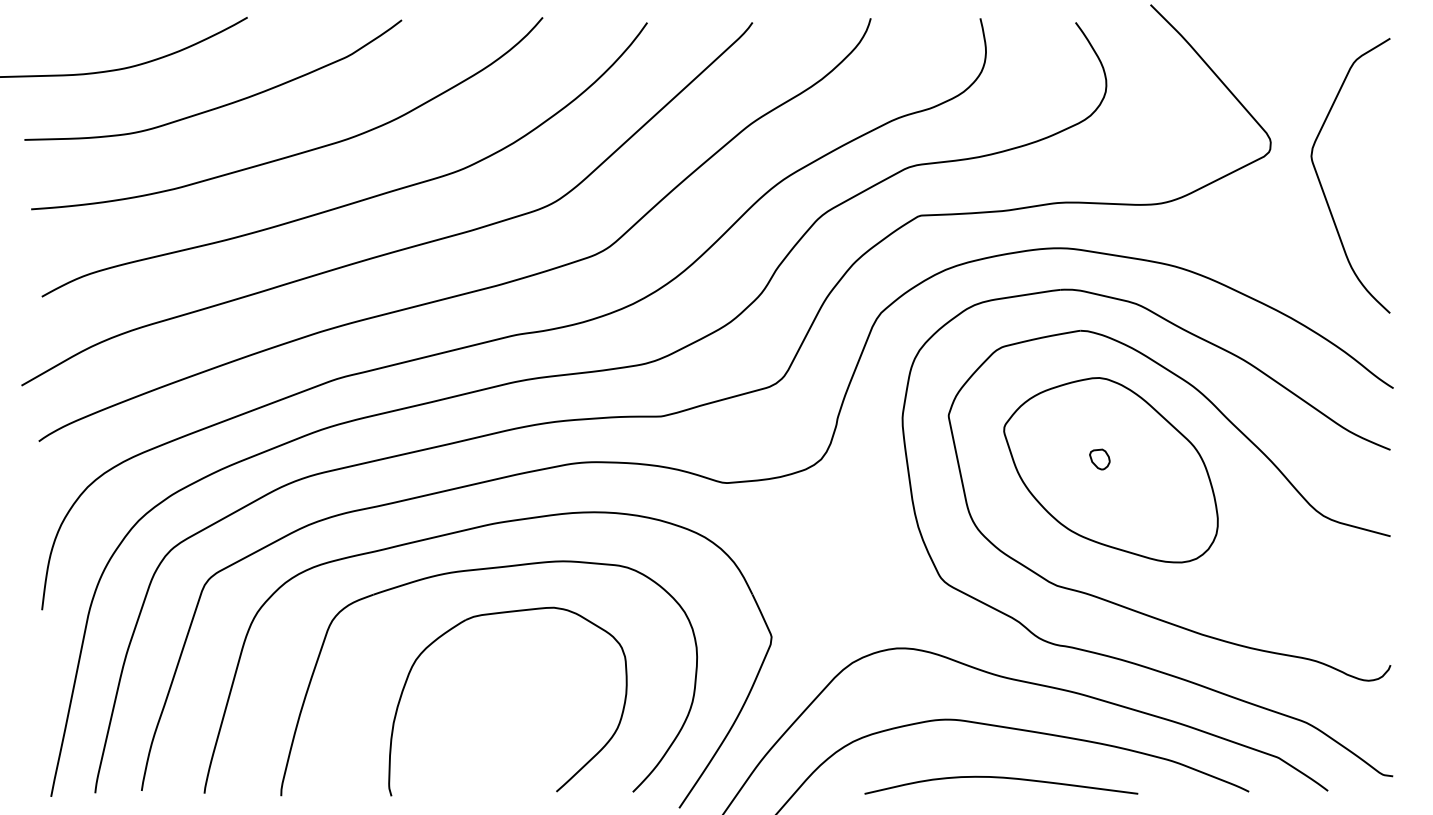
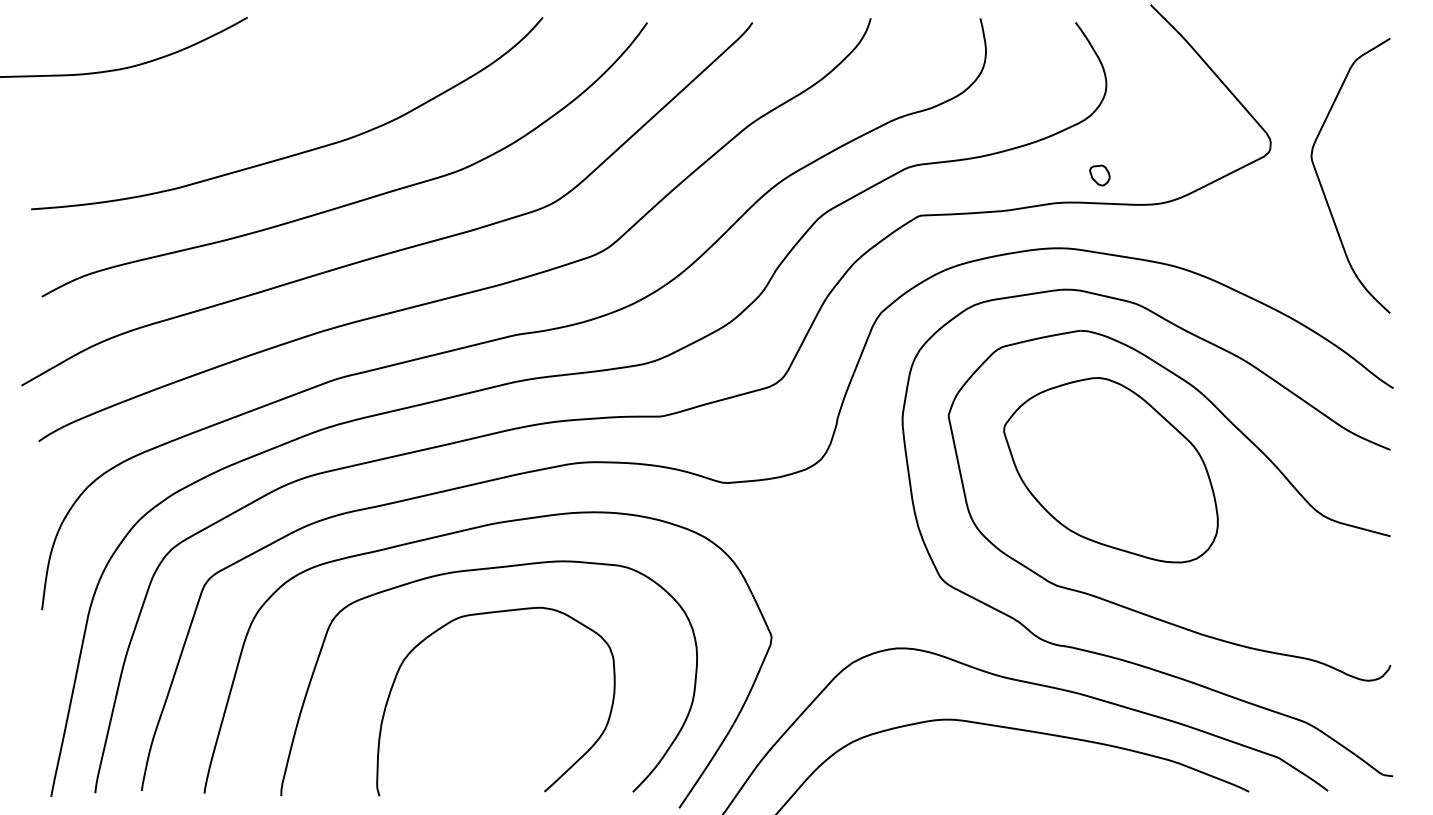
curve: present -> none (221, 105)
part position: (1099, 459) -> (1099, 175) (1099, 175)
part position: (497, 614) -> (485, 614) (485, 614)
curve: present -> none (1001, 778)
